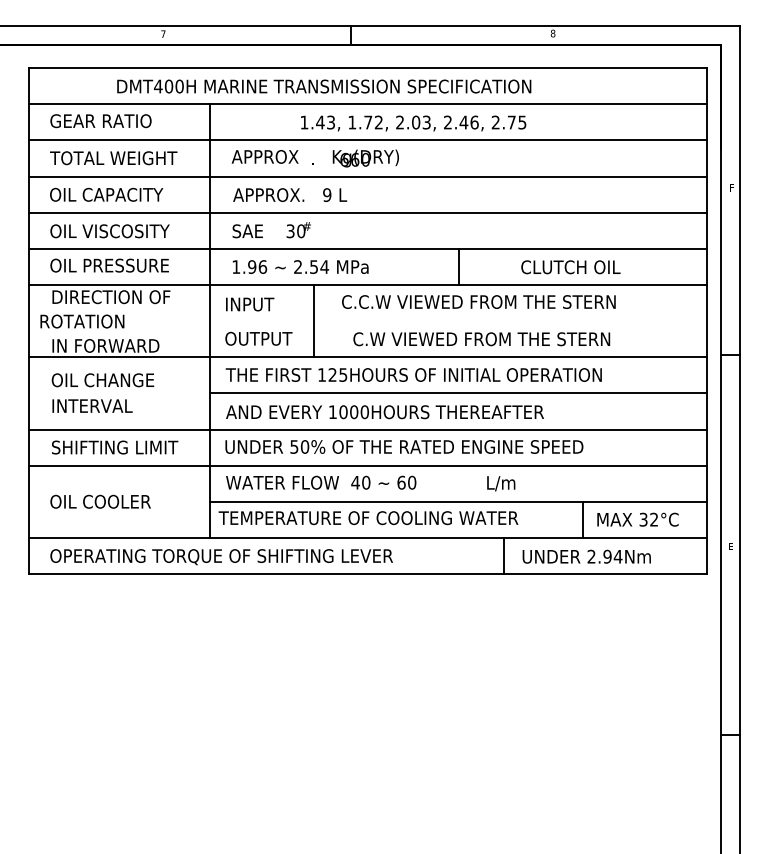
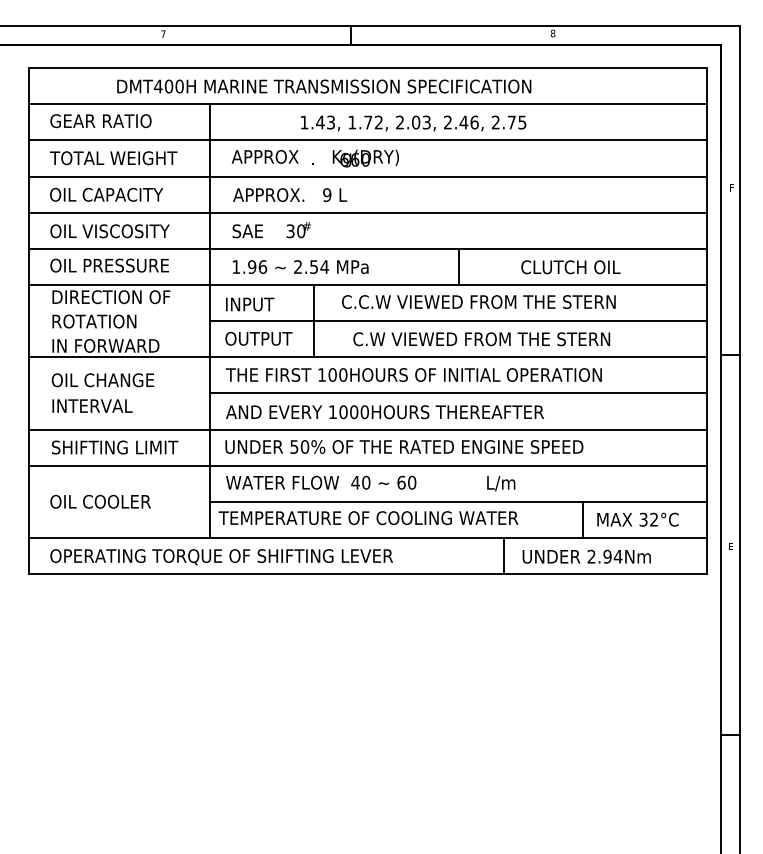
text position: (82, 321) -> (94, 321) (94, 321)
line: none -> present (458, 321)
text: 125HOURS -> 100HOURS (337, 374)
